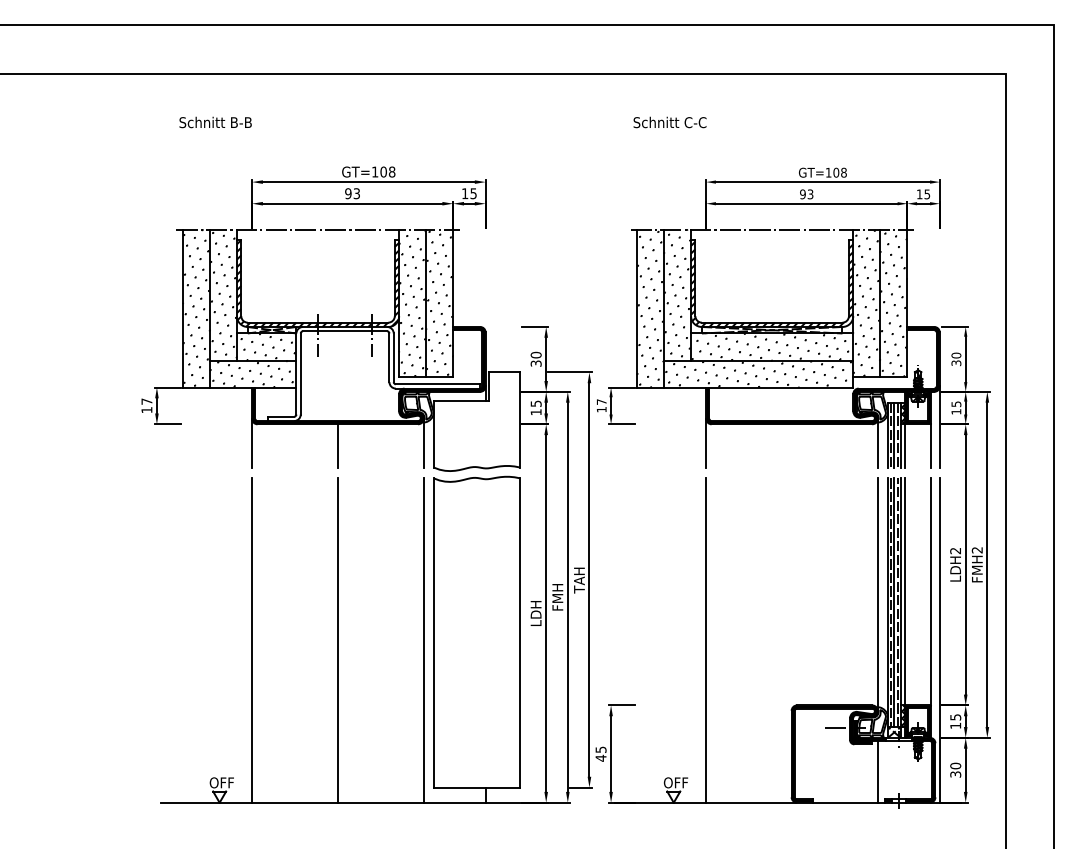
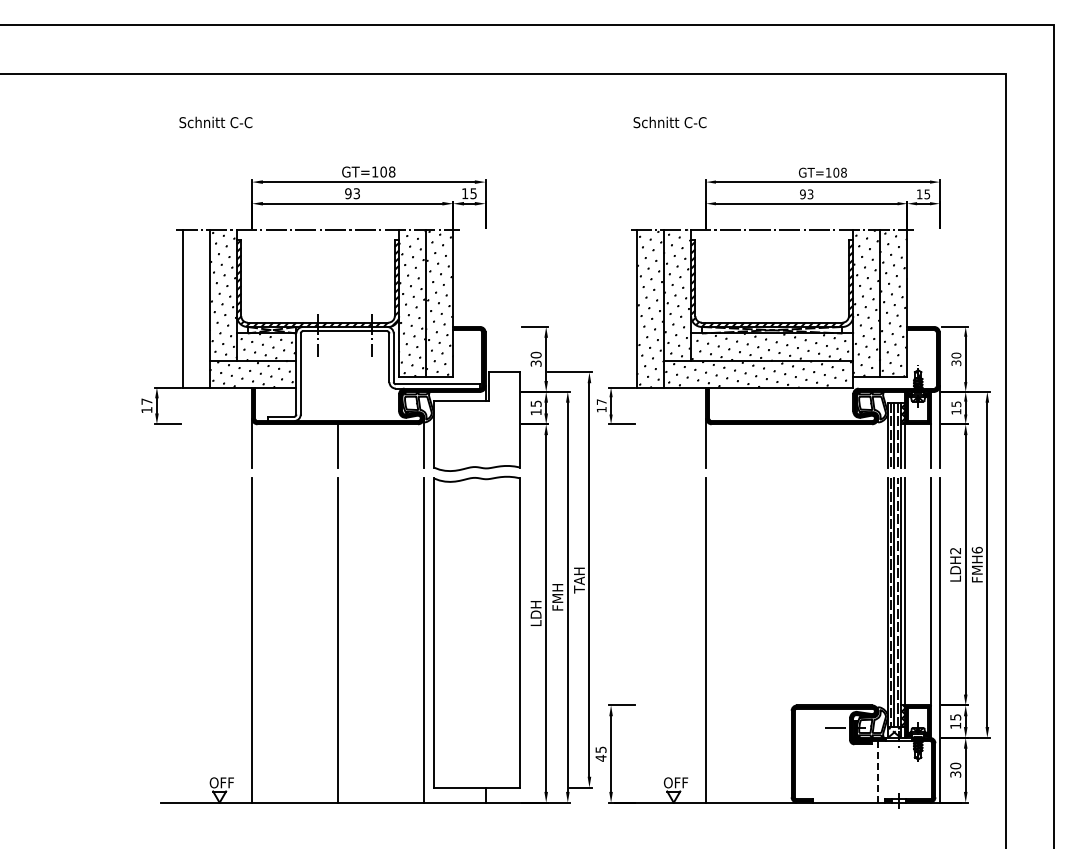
text: Schnitt B-B -> Schnitt C-C (241, 122)
hatch: present -> none (195, 307)
line: present -> none (878, 442)
text: FMH2 -> FMH6 (976, 549)
line: present -> none (878, 594)
line: solid -> dashed (878, 771)
